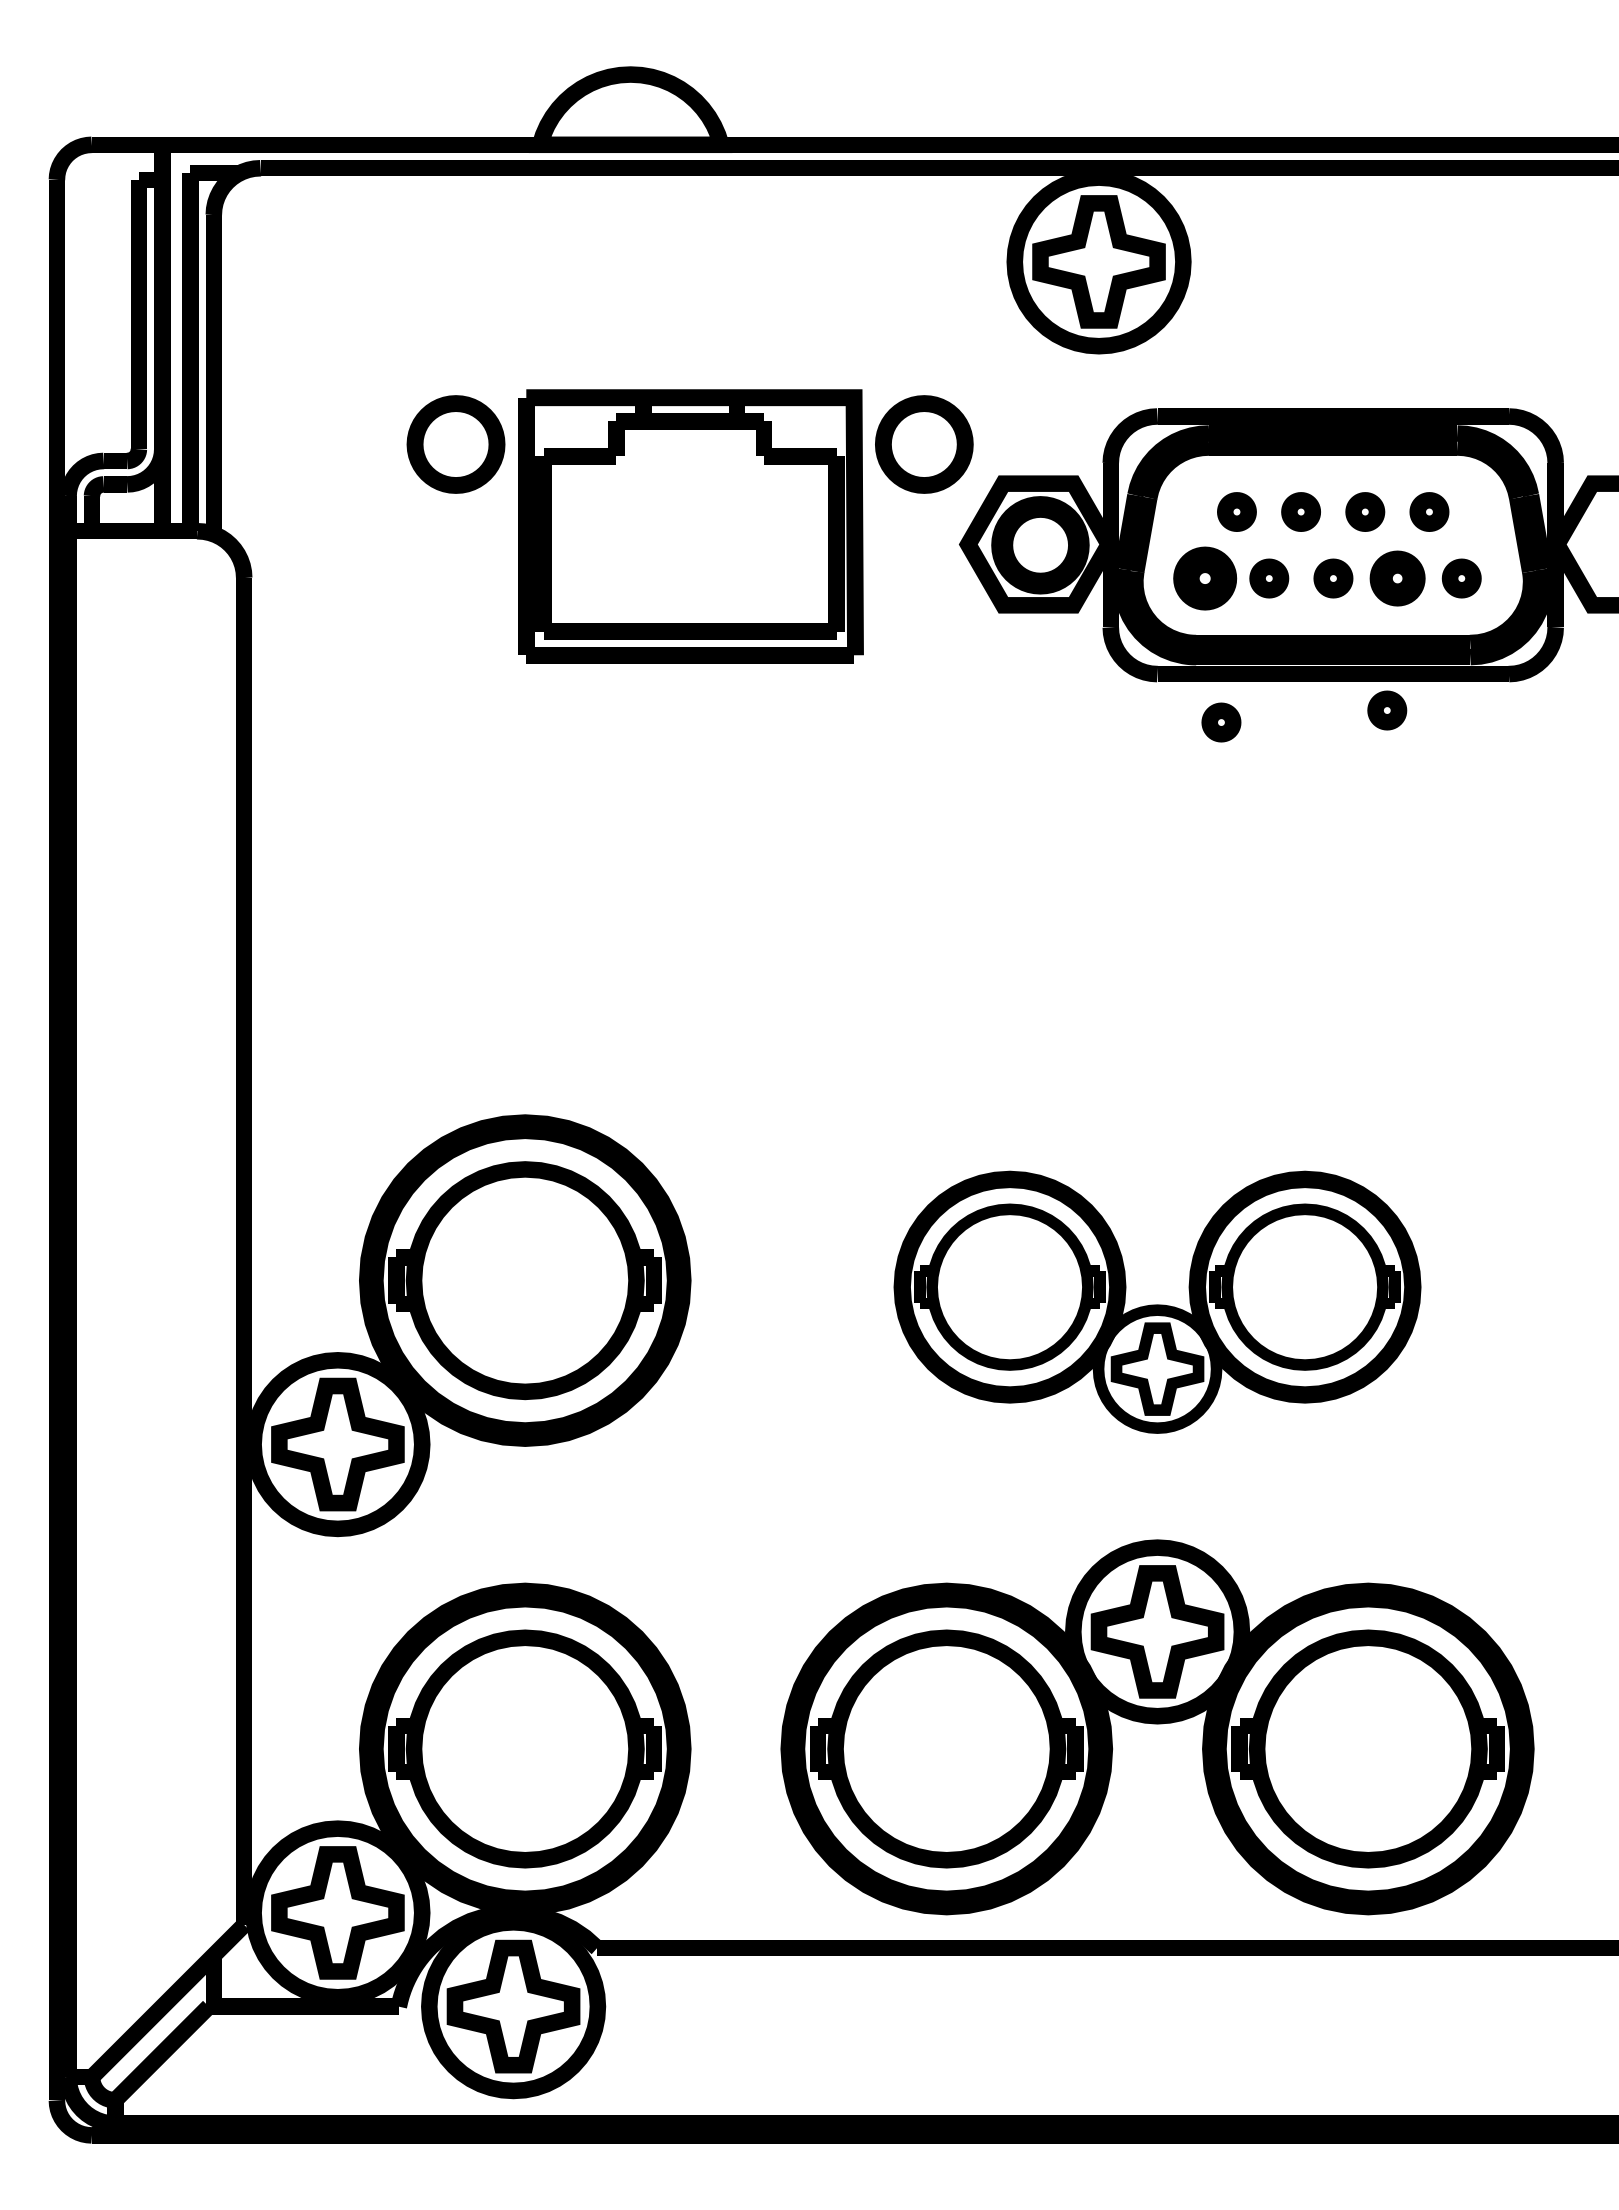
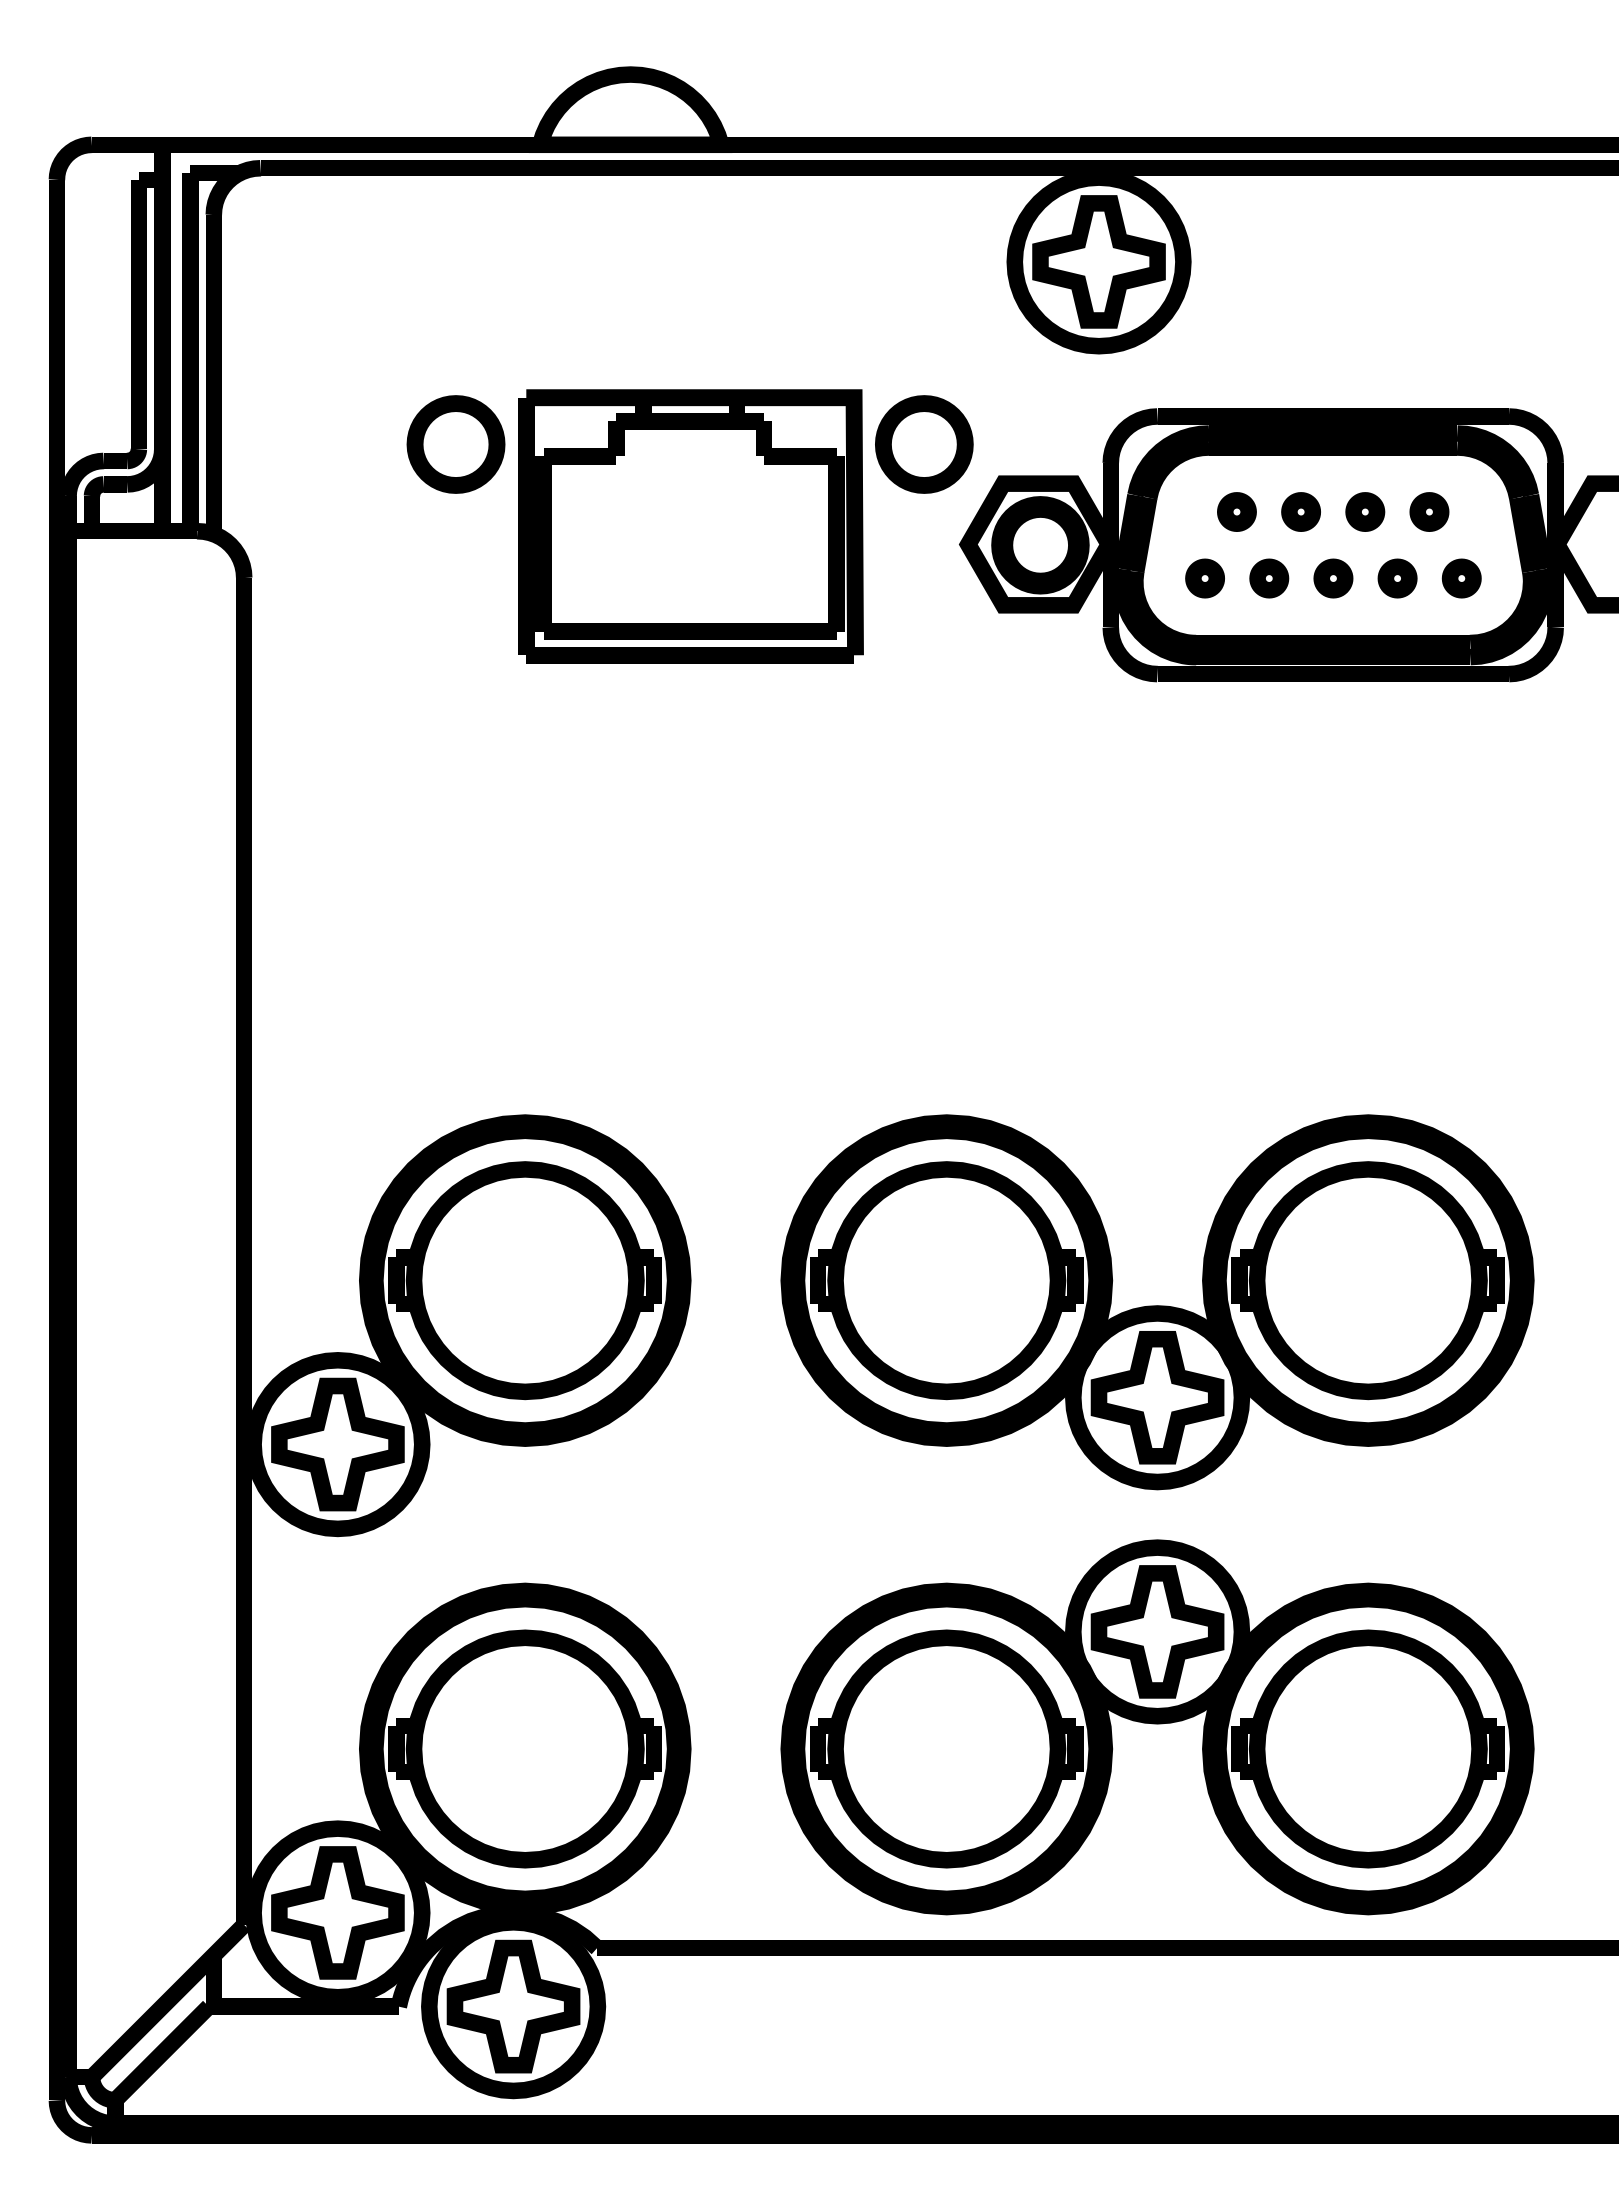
part size: 65x65 px -> 40x41 px (1204, 578)
part size: 57x57 px -> 41x41 px (1397, 578)
part: present -> none (1387, 710)
part: present -> none (1221, 722)
part size: 529x264 px -> 755x377 px (1157, 1302)
